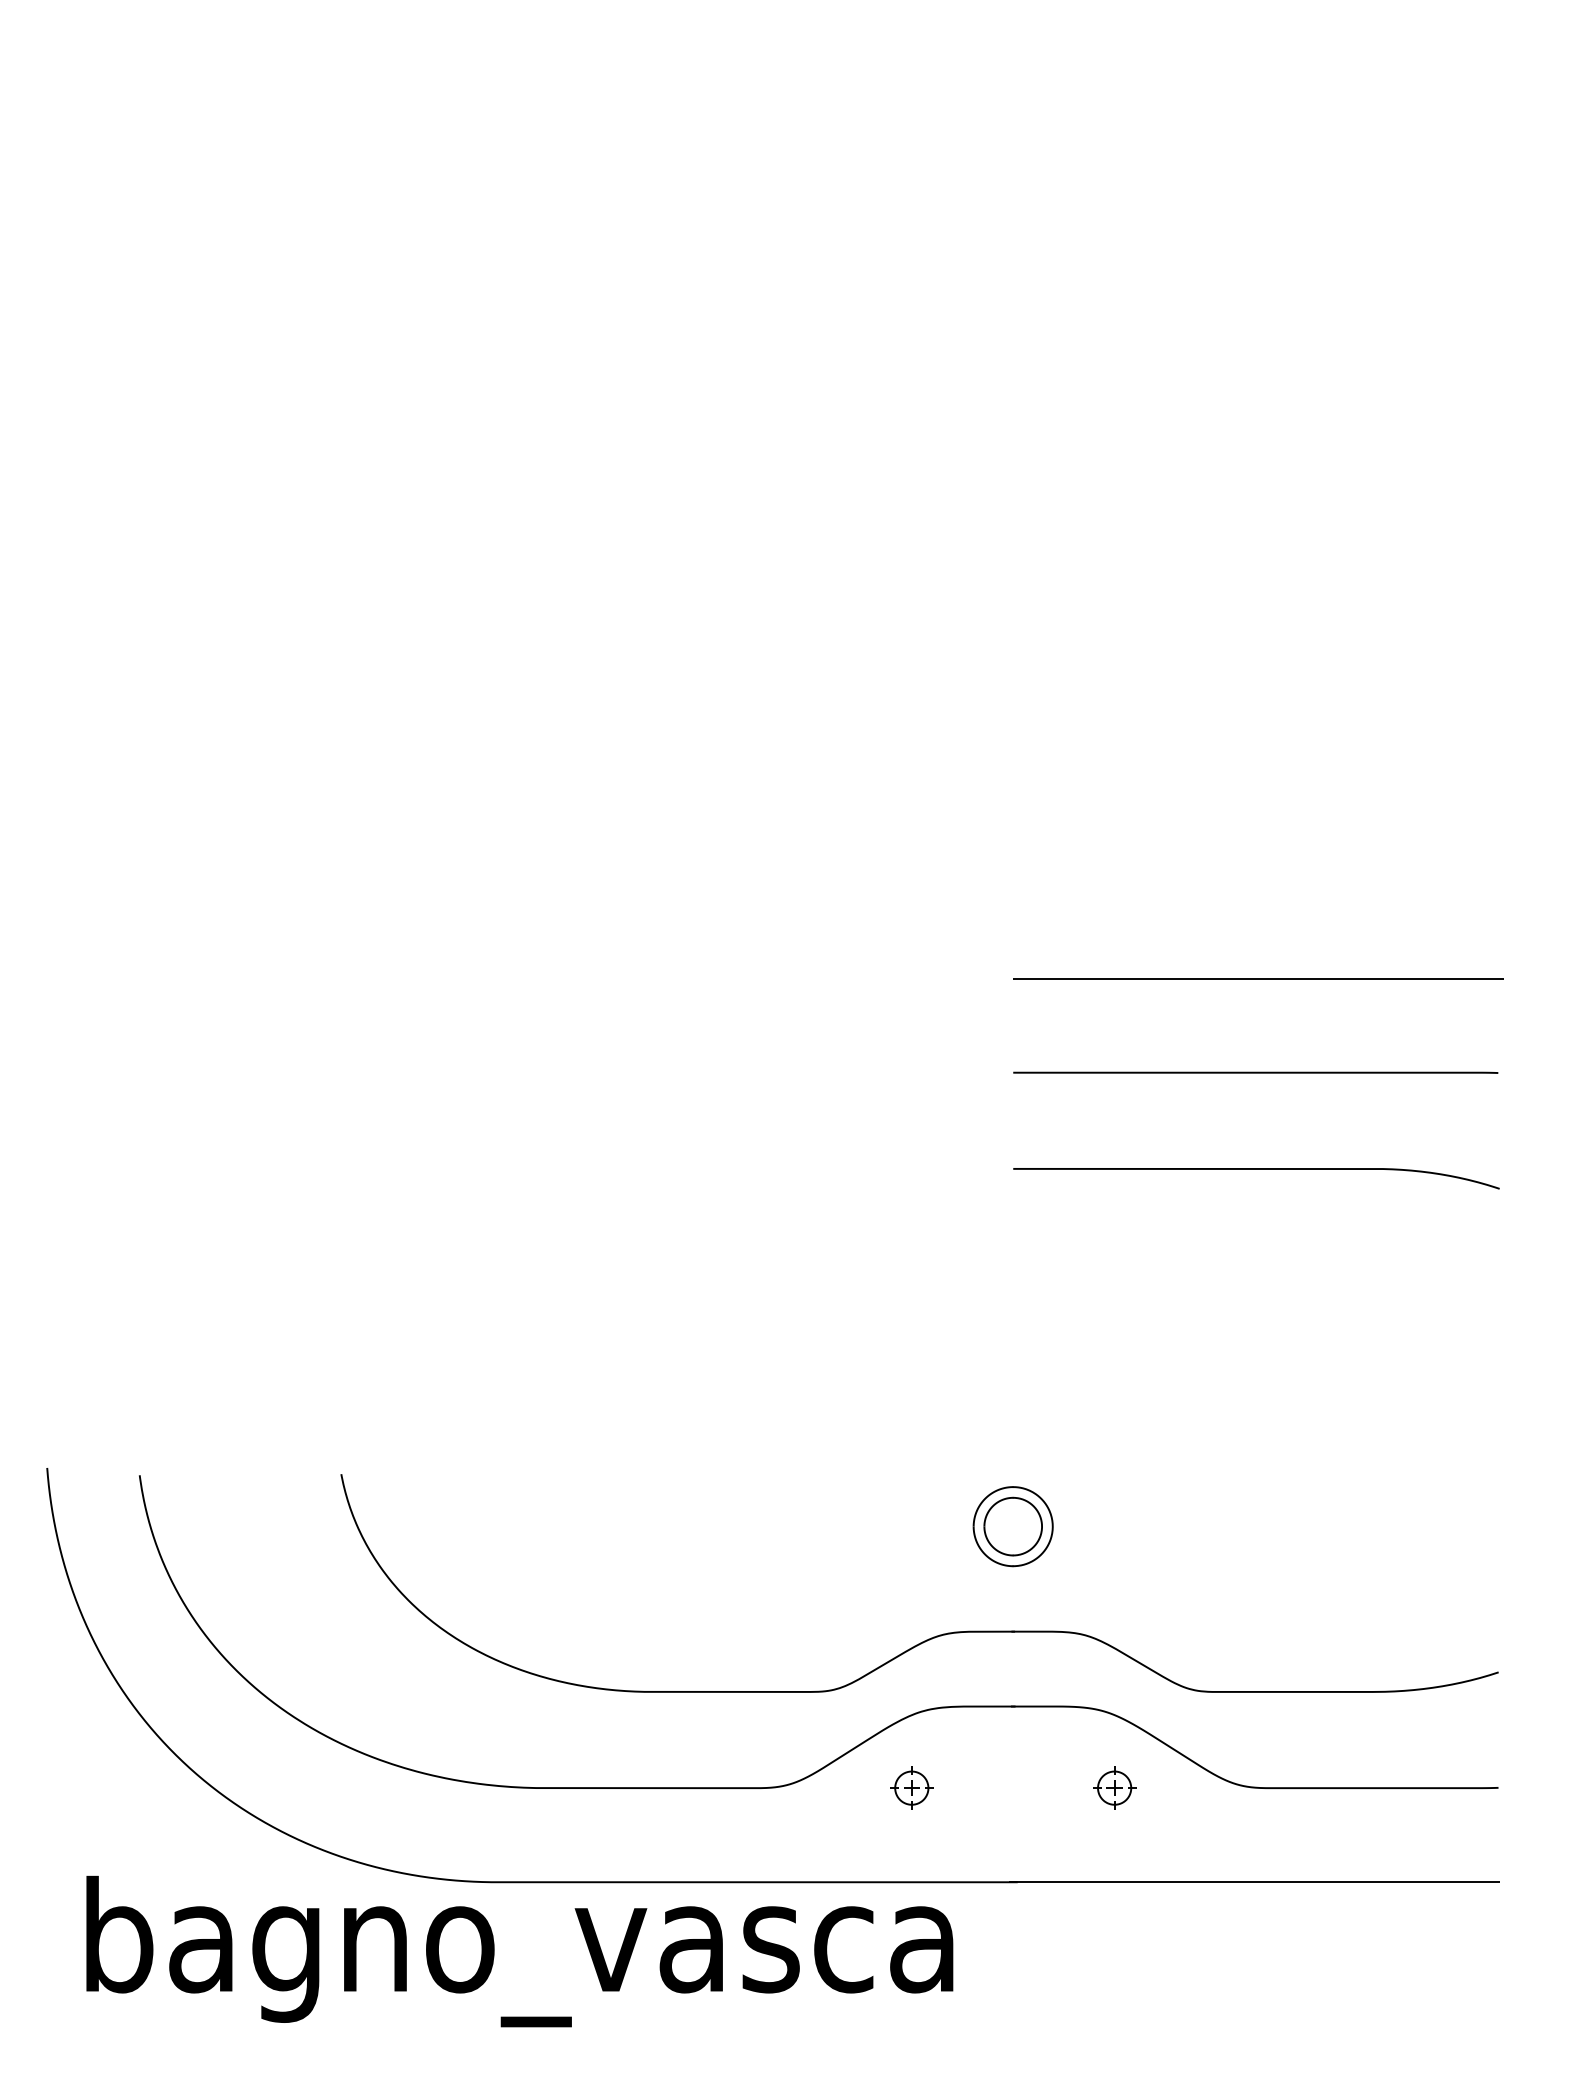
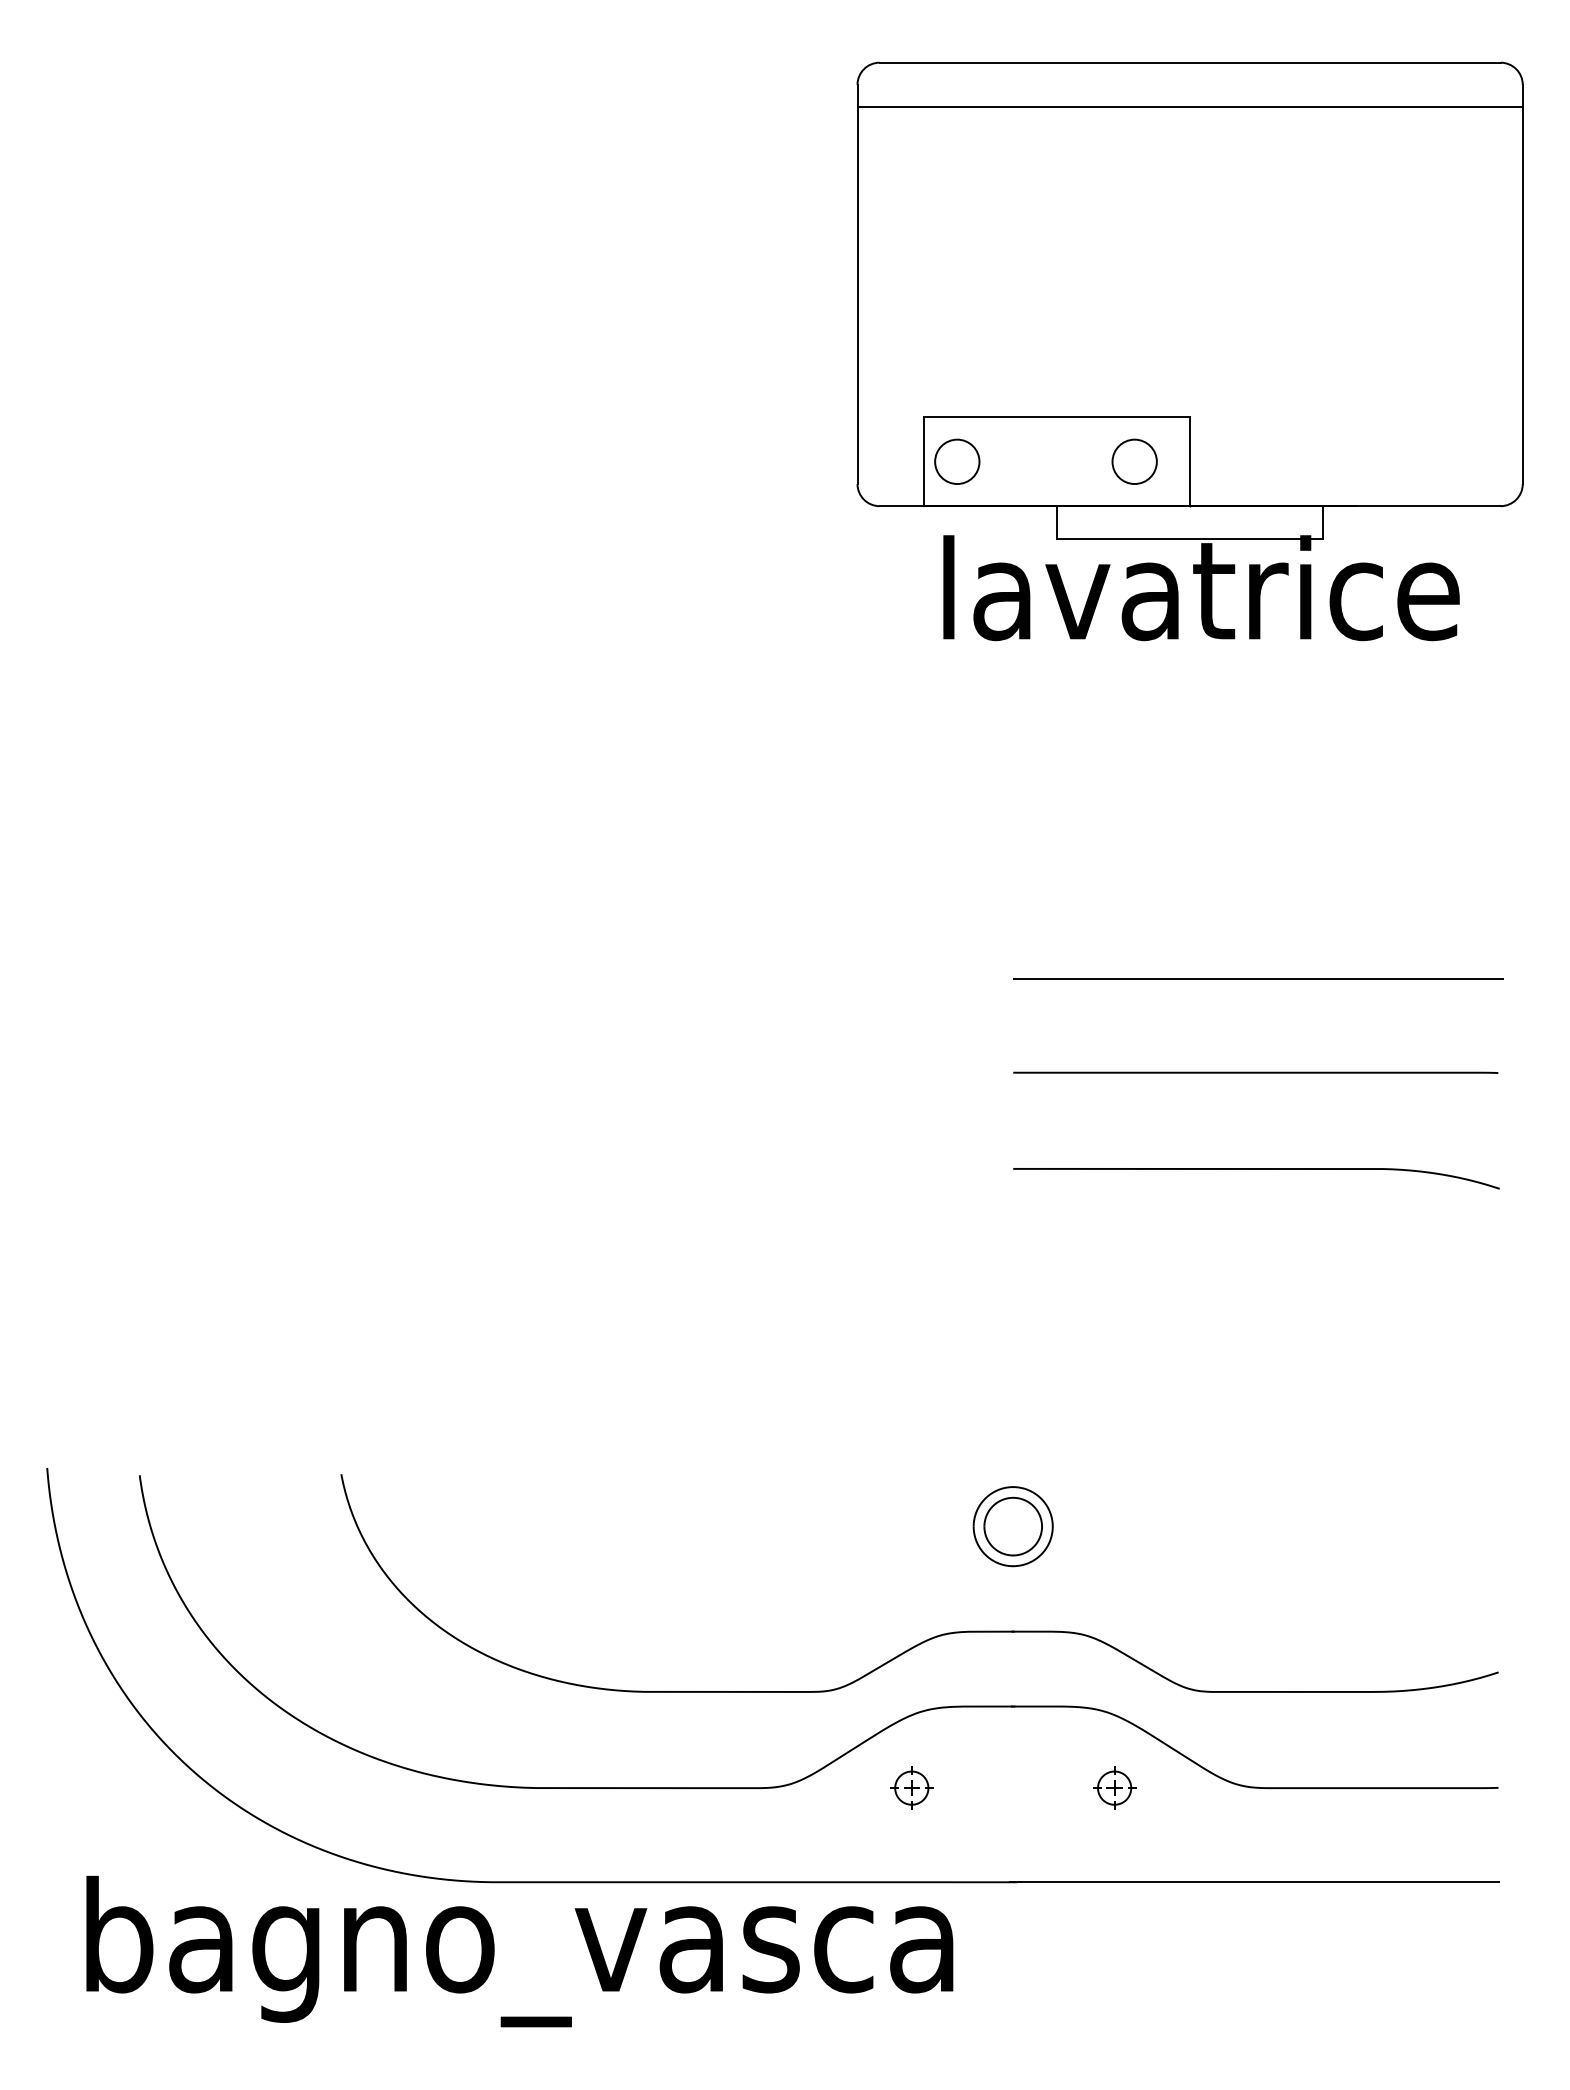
part: none -> present (1189, 351)
